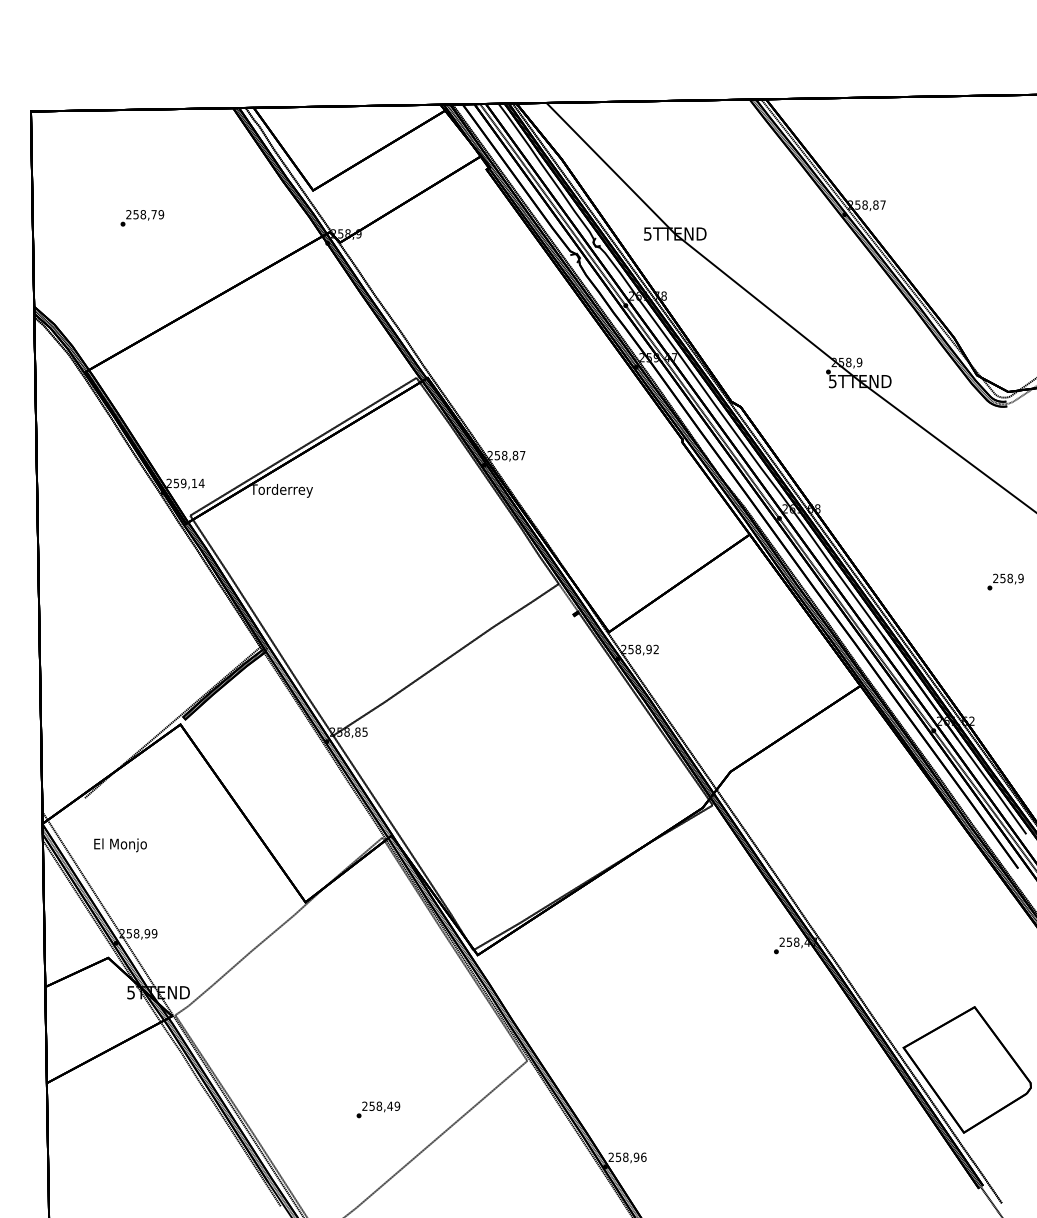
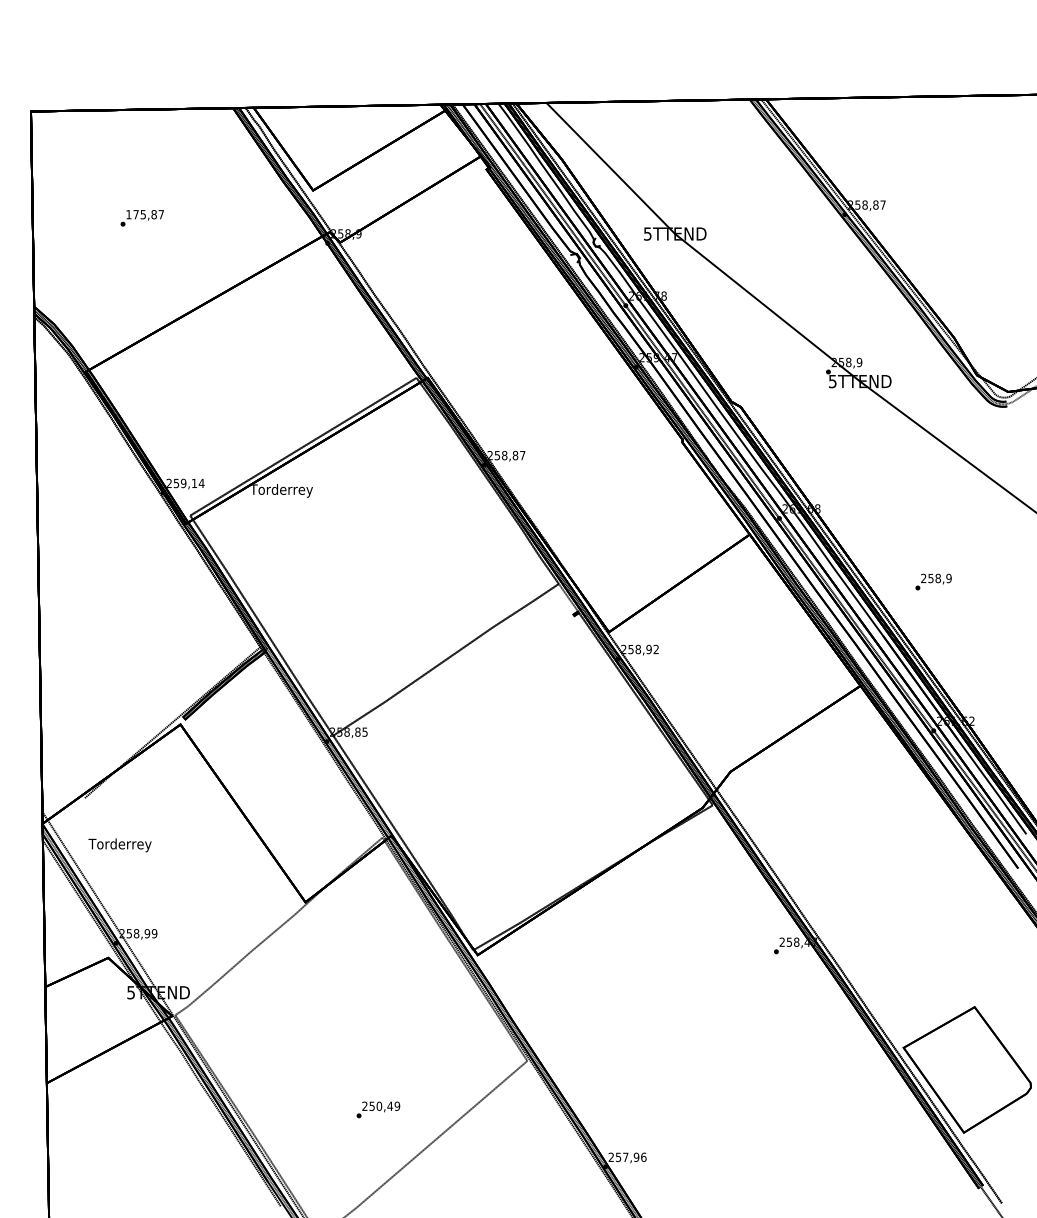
text: 258,79 -> 175,87 (145, 214)
text position: (1005, 581) -> (933, 581) (933, 581)
text: El Monjo -> Torderrey (119, 845)
text: 258,49 -> 250,49 (379, 1106)
text: 258,96 -> 257,96 (625, 1156)
